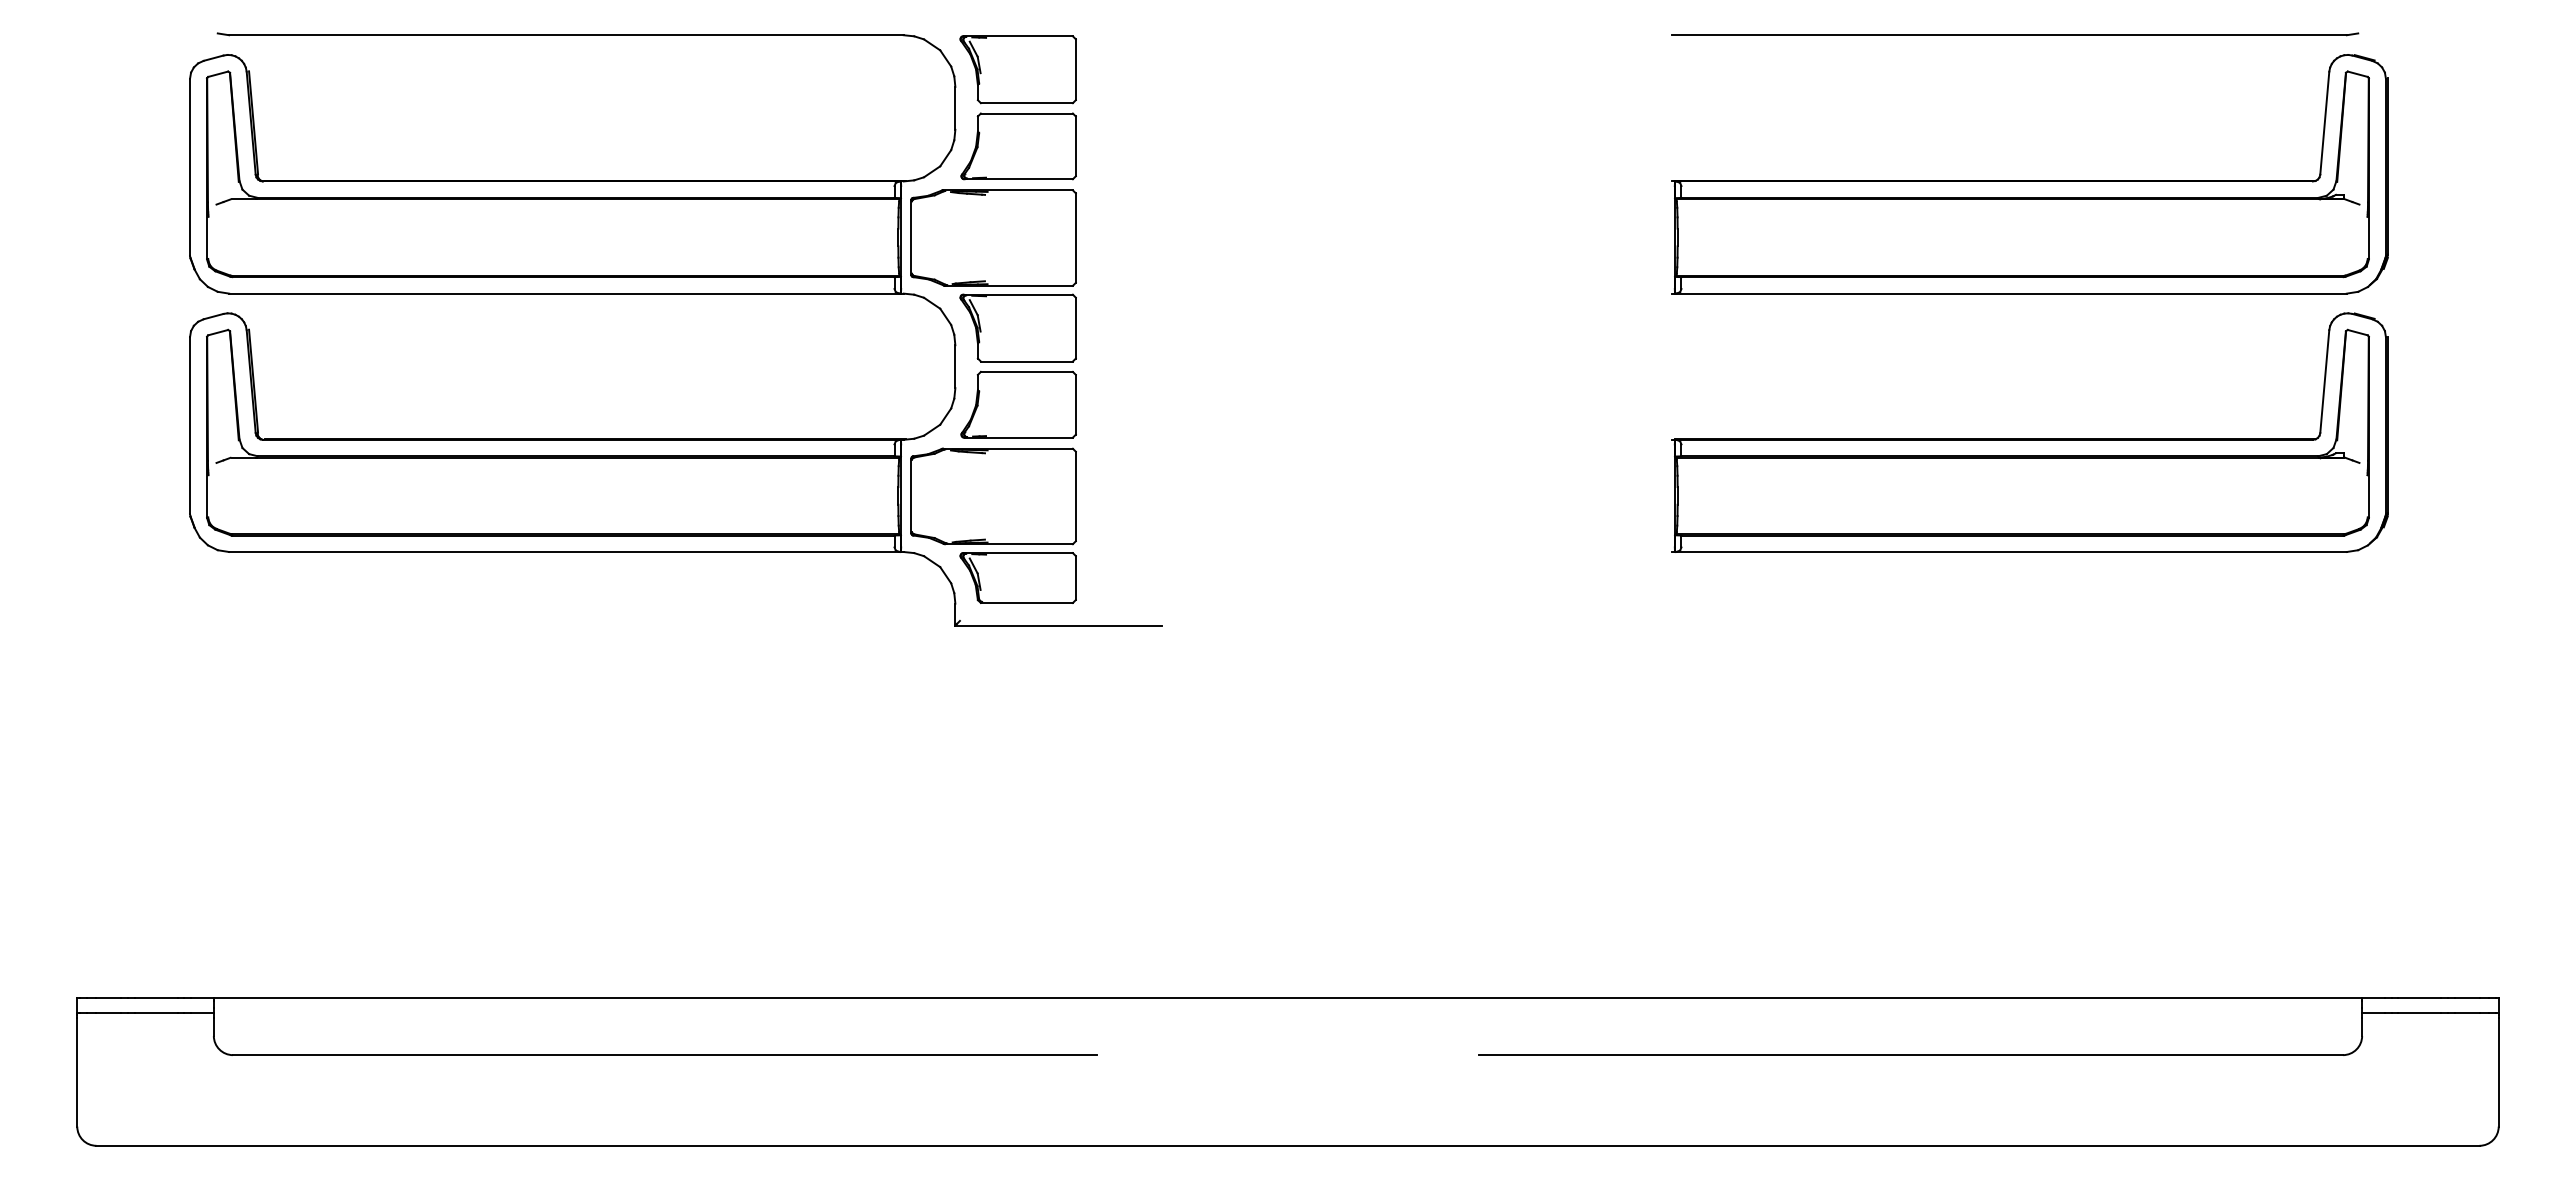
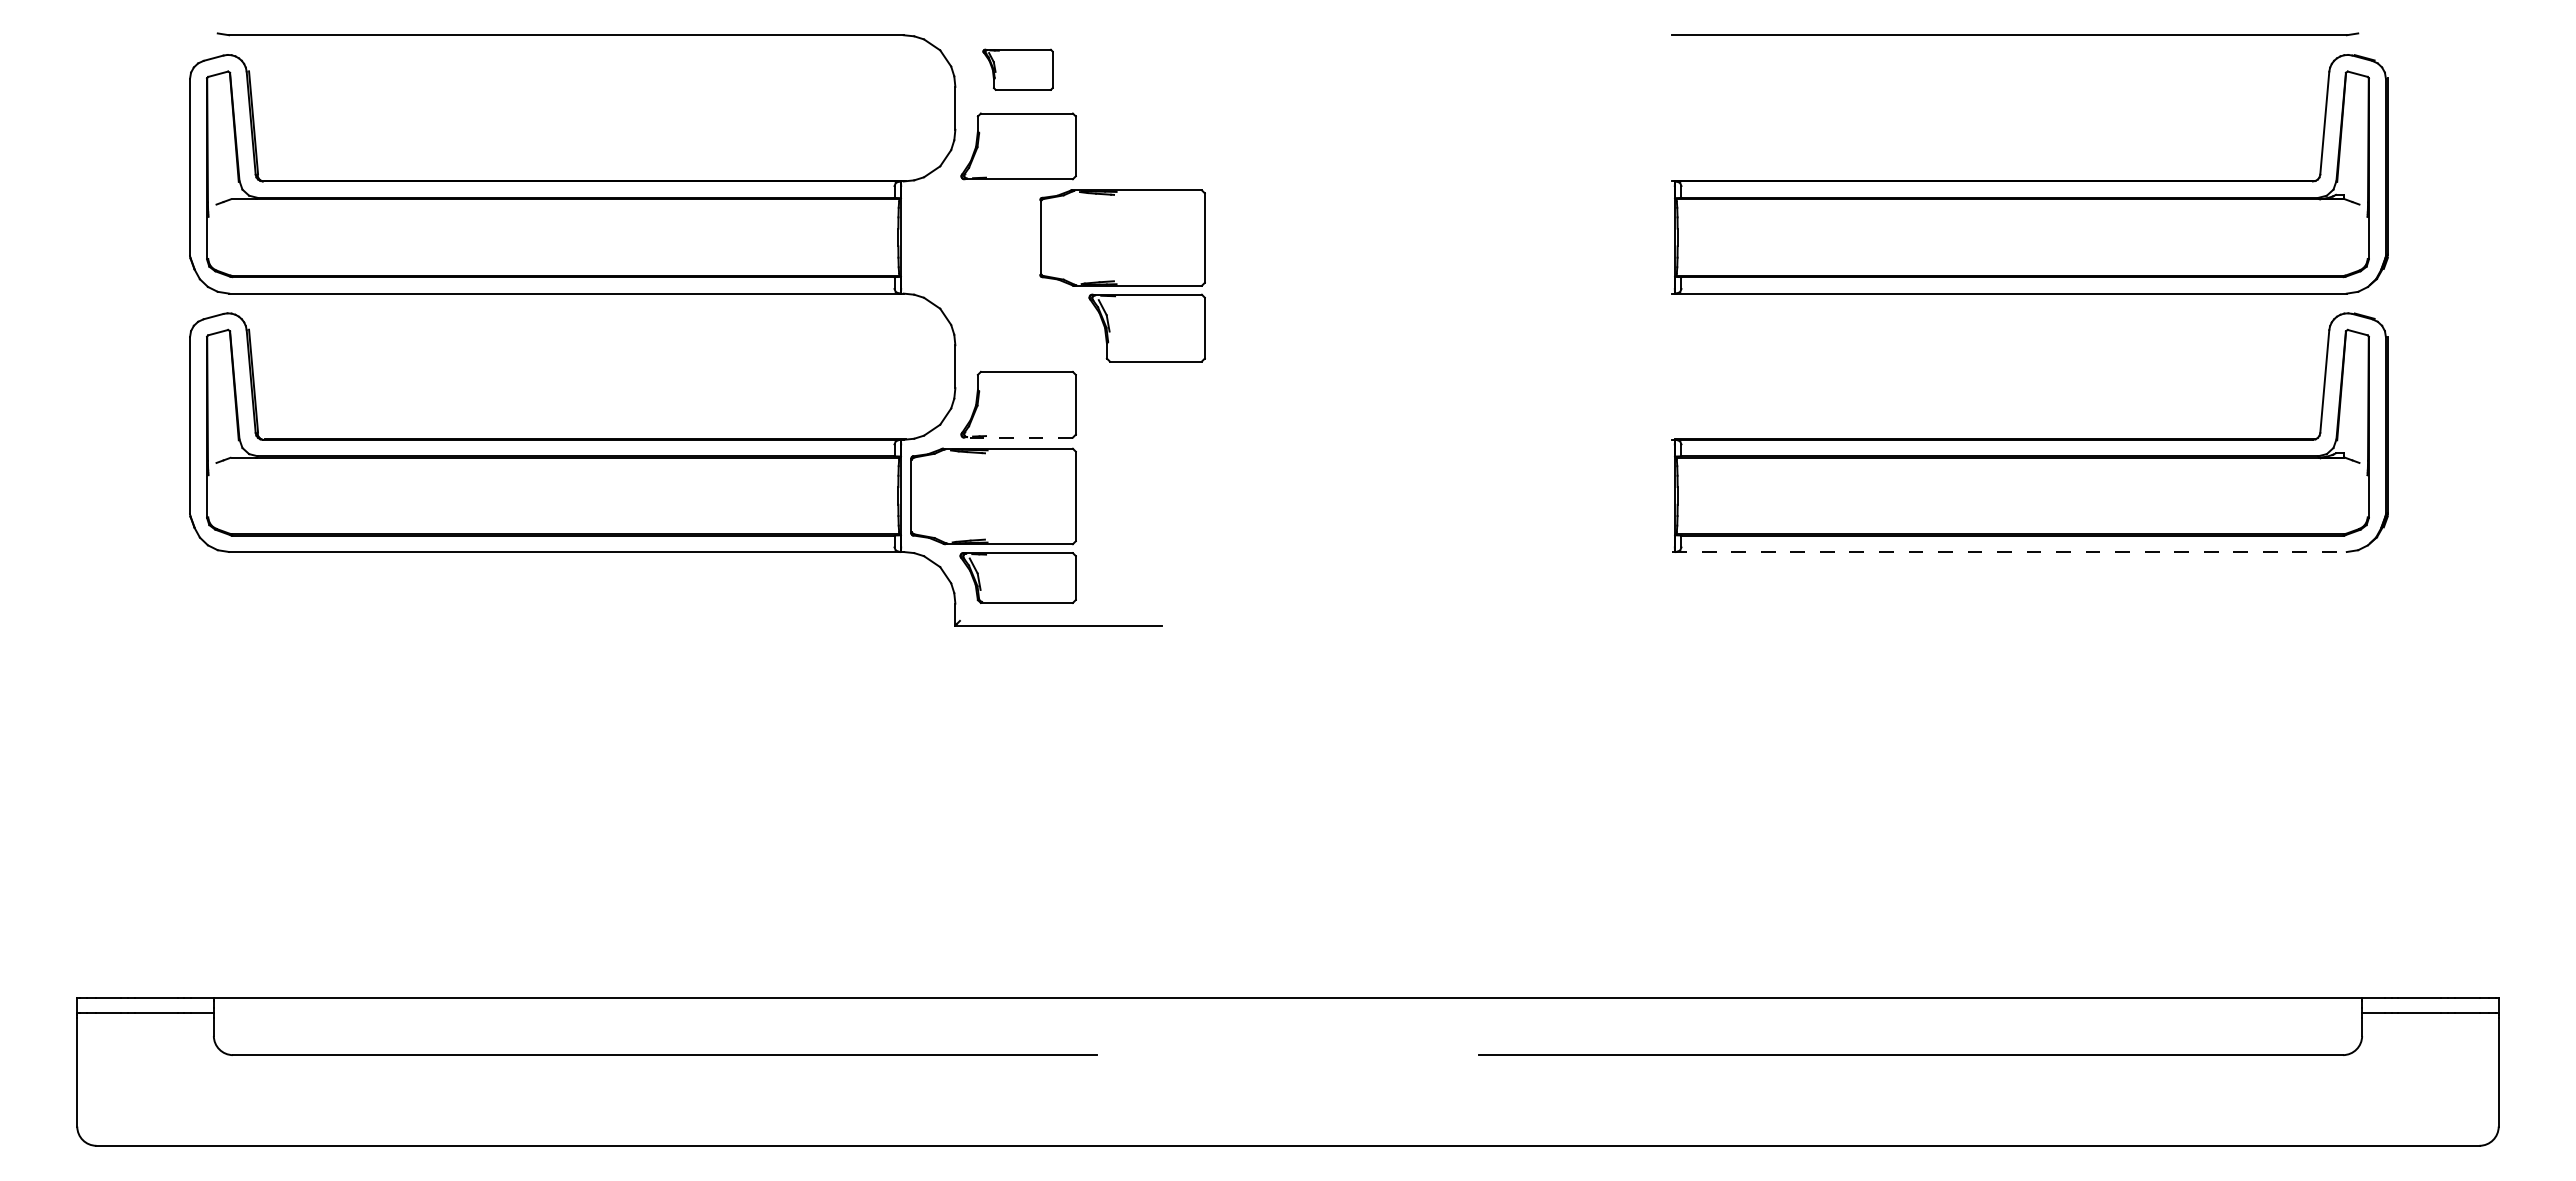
part size: 118x70 px -> 72x43 px (1017, 69)
part position: (993, 275) -> (1122, 275) (1122, 275)
line: solid -> dashed (1018, 437)
line: solid -> dashed (2010, 552)
